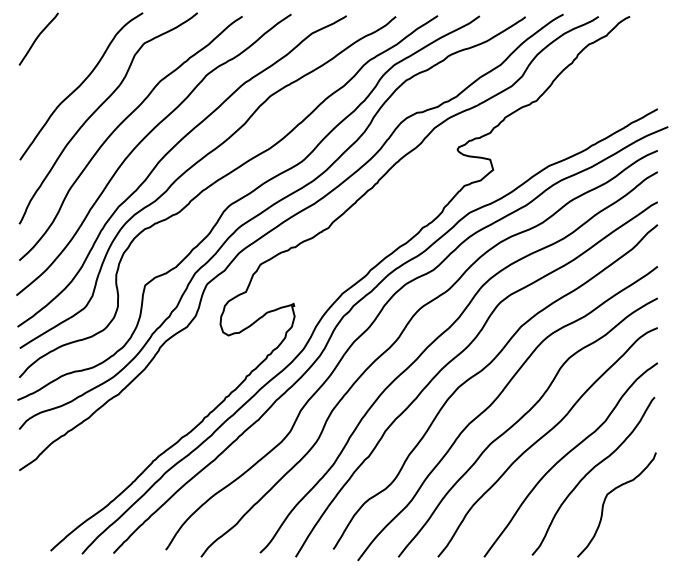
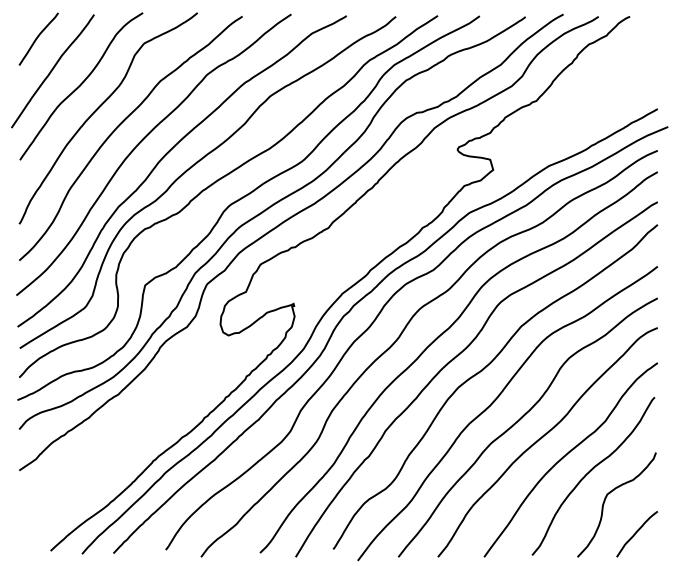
curve: none -> present (52, 71)
curve: none -> present (636, 533)
